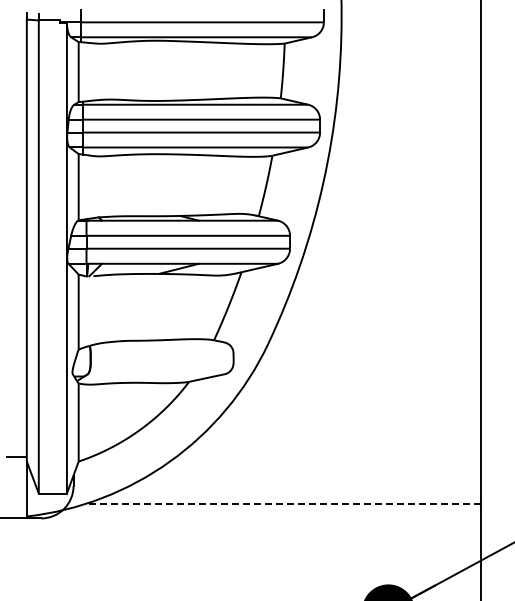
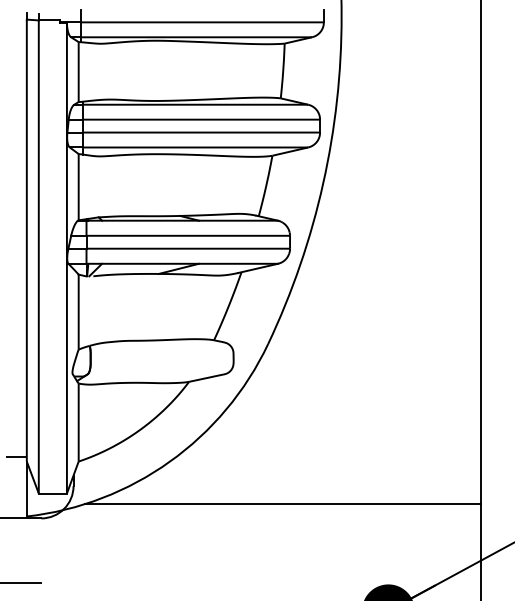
line: dashed -> solid (282, 504)
line: none -> present (21, 582)
